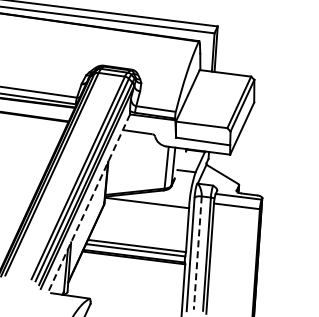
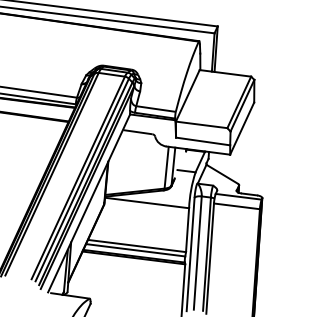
line: dashed -> solid (89, 203)
line: dashed -> solid (197, 253)
